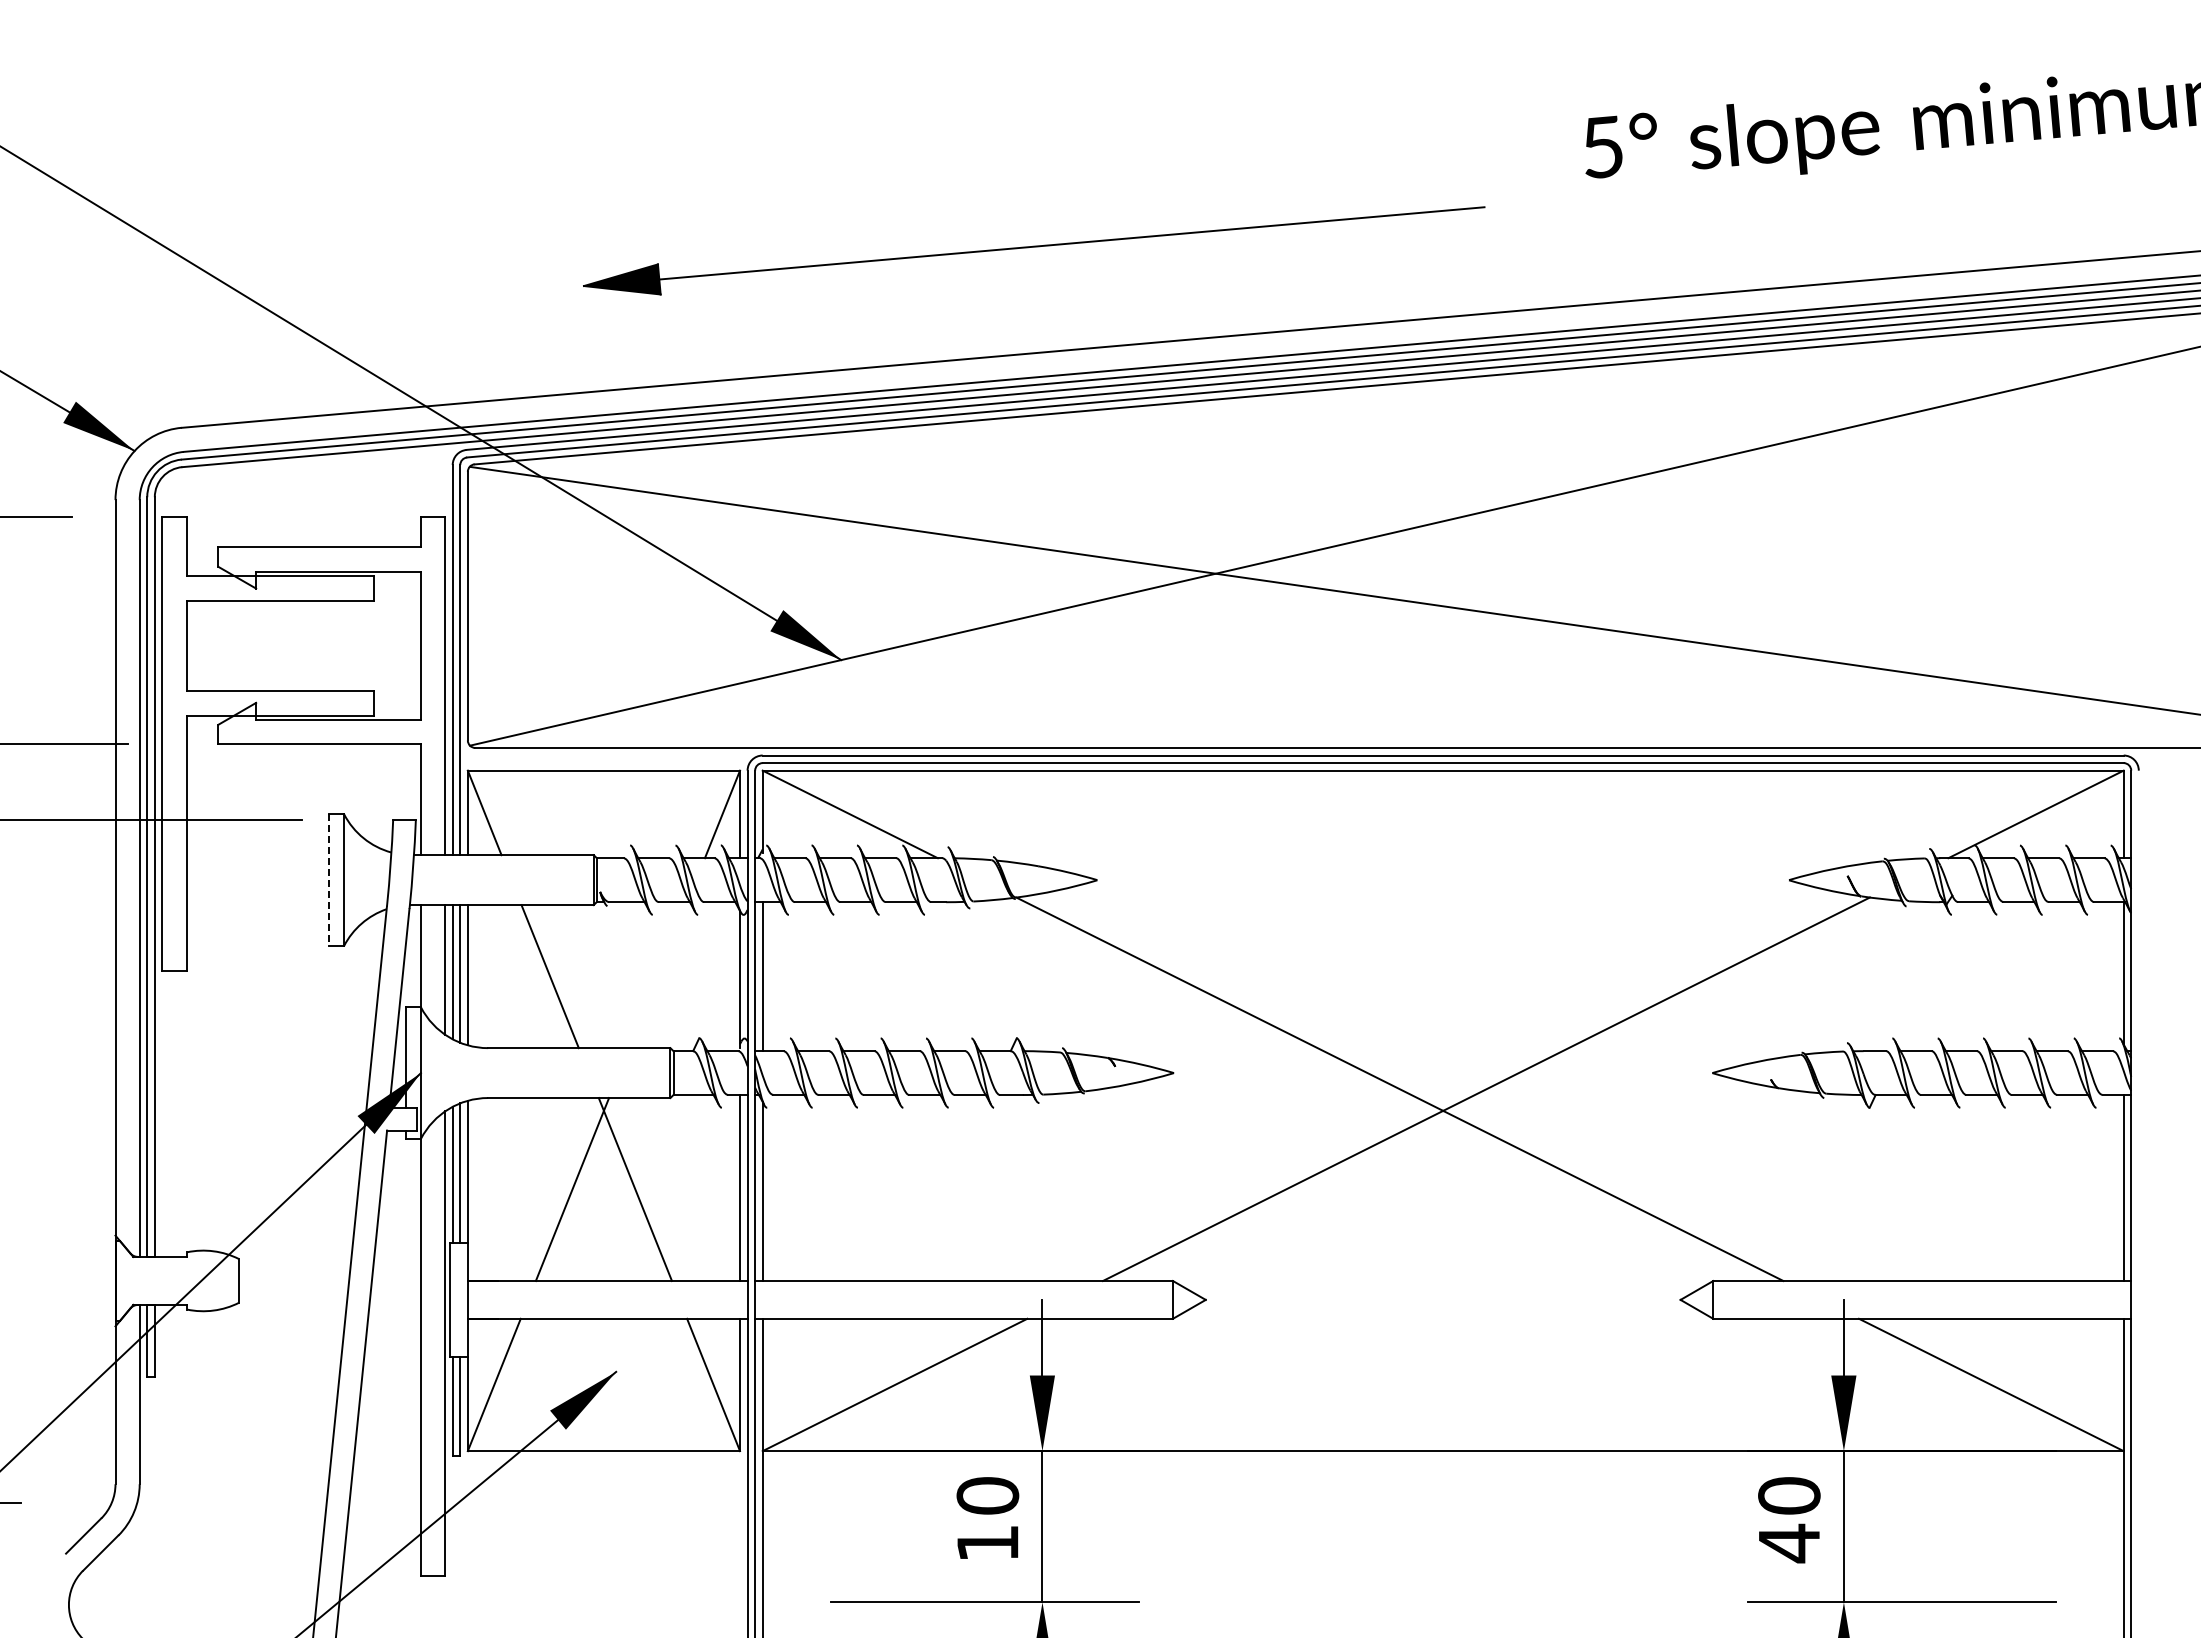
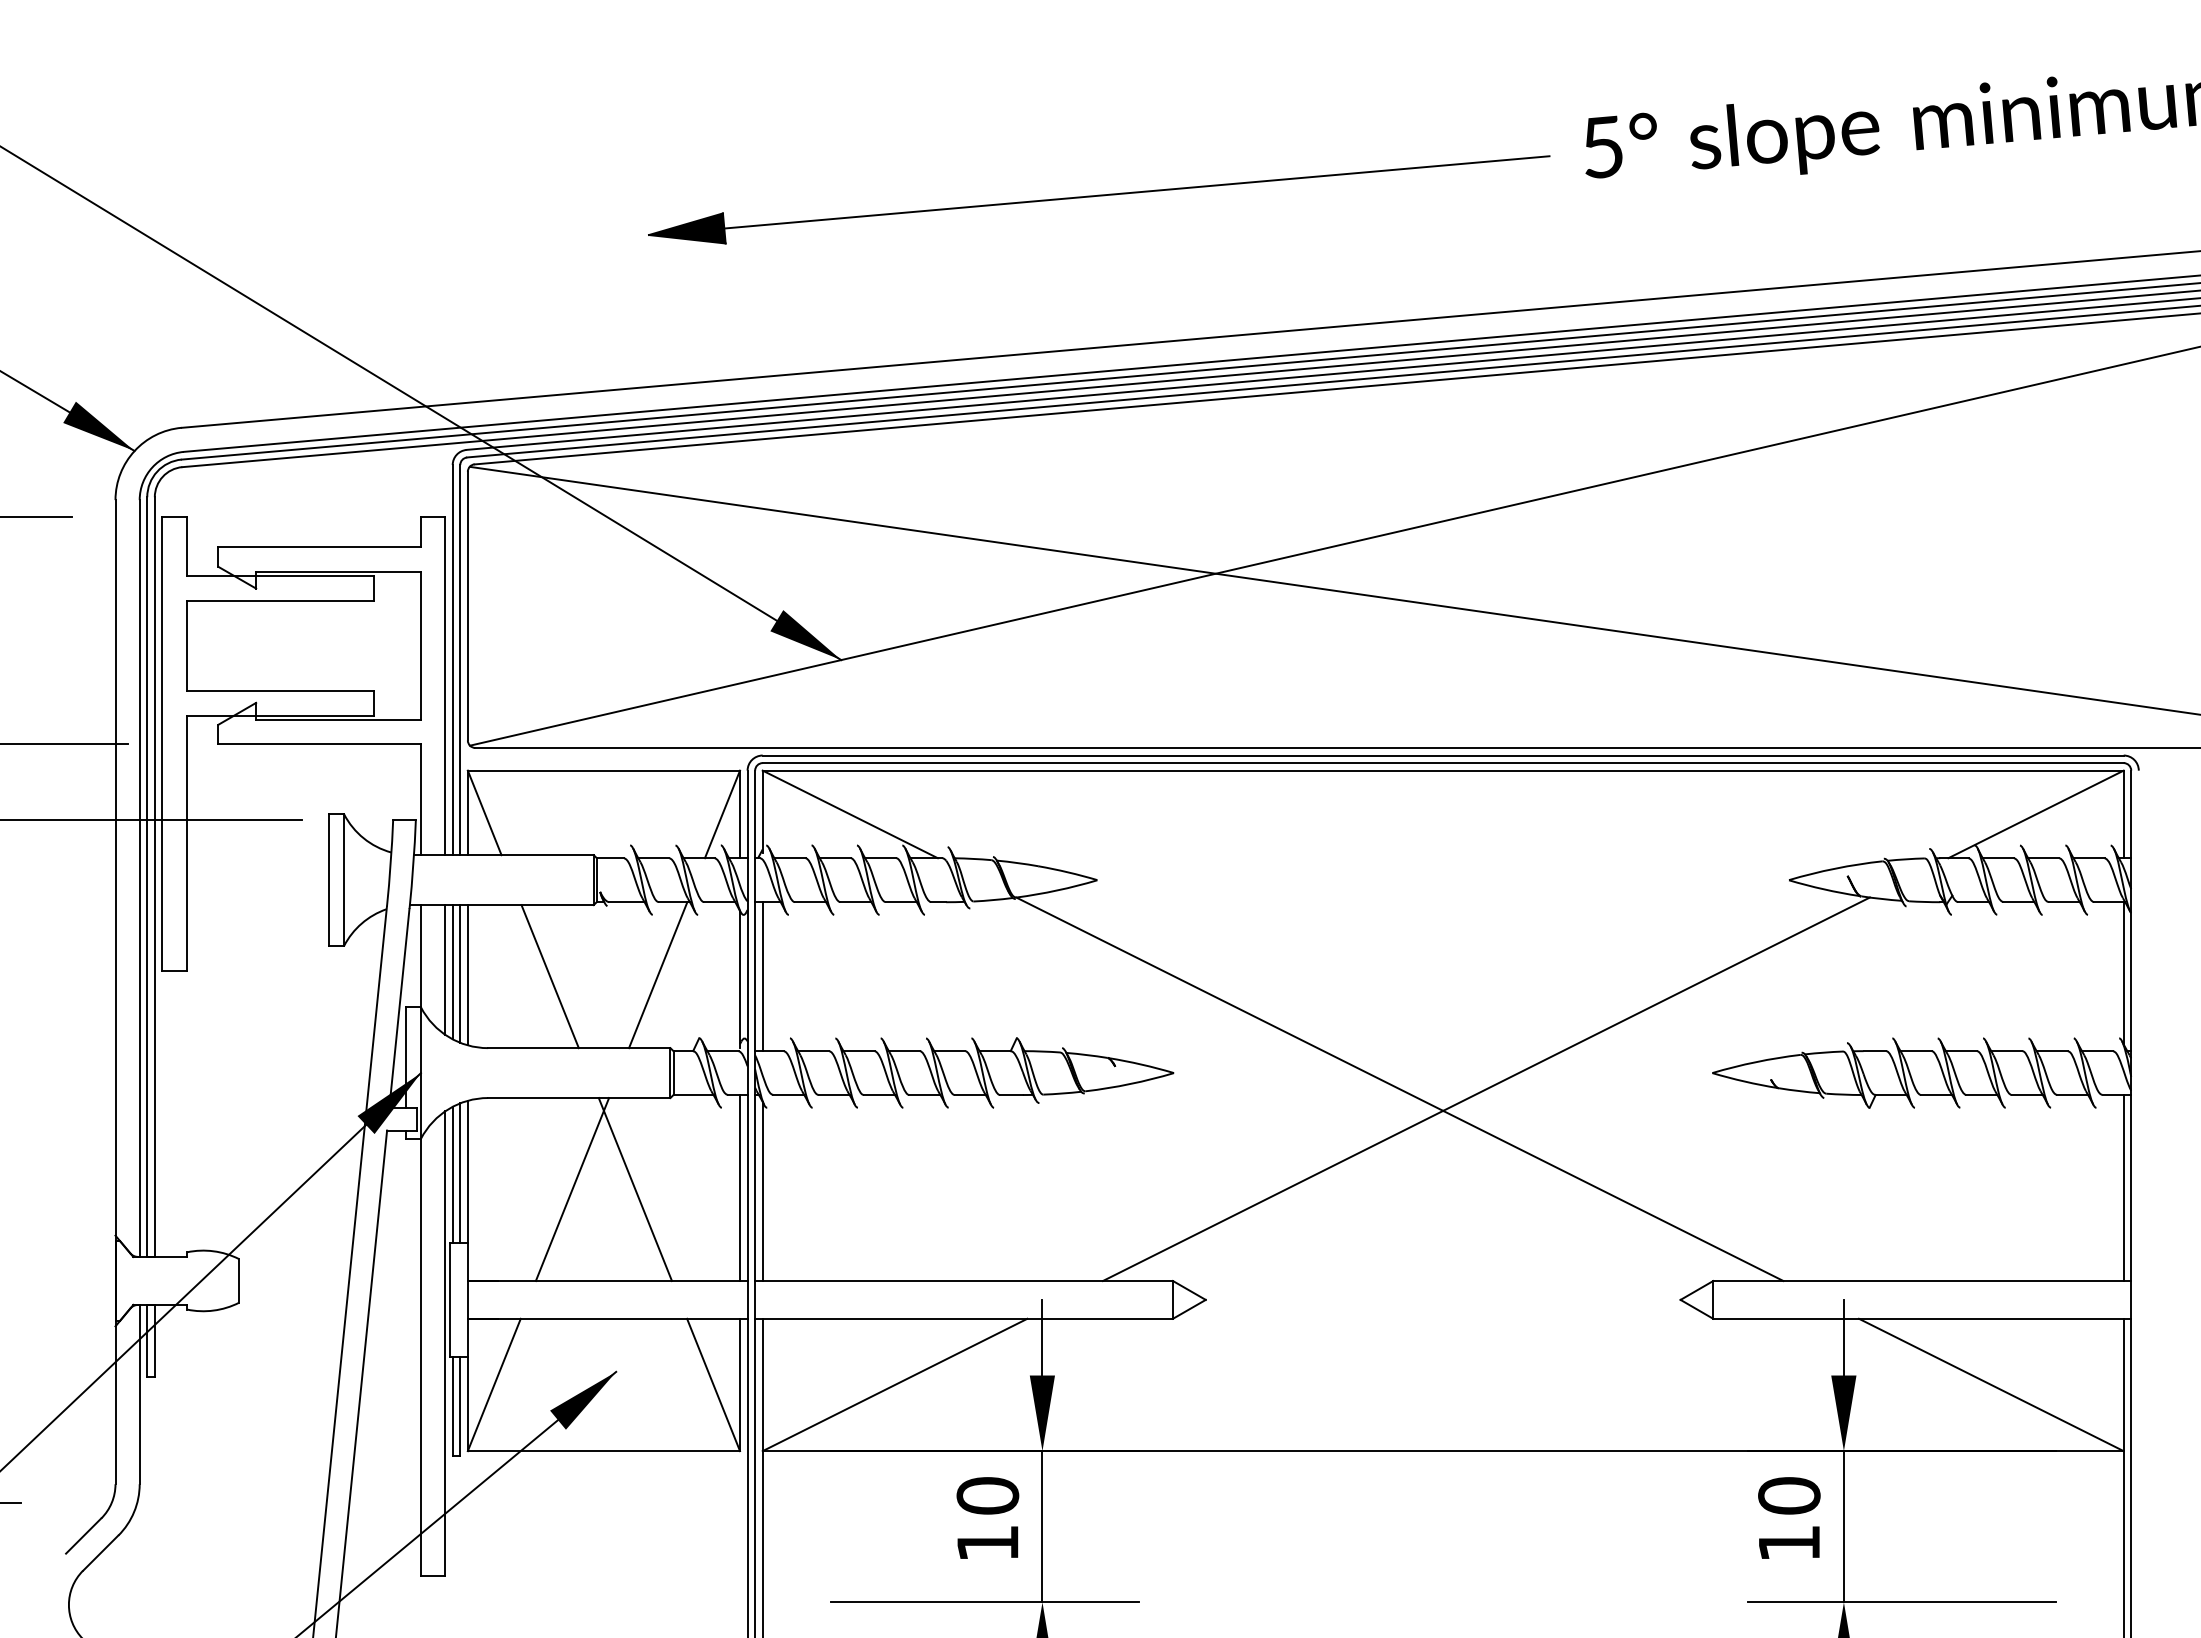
part position: (1034, 250) -> (1099, 199) (1099, 199)
line: dashed -> solid (329, 880)
line: none -> present (658, 975)
text: 40 -> 10 (1789, 1543)
